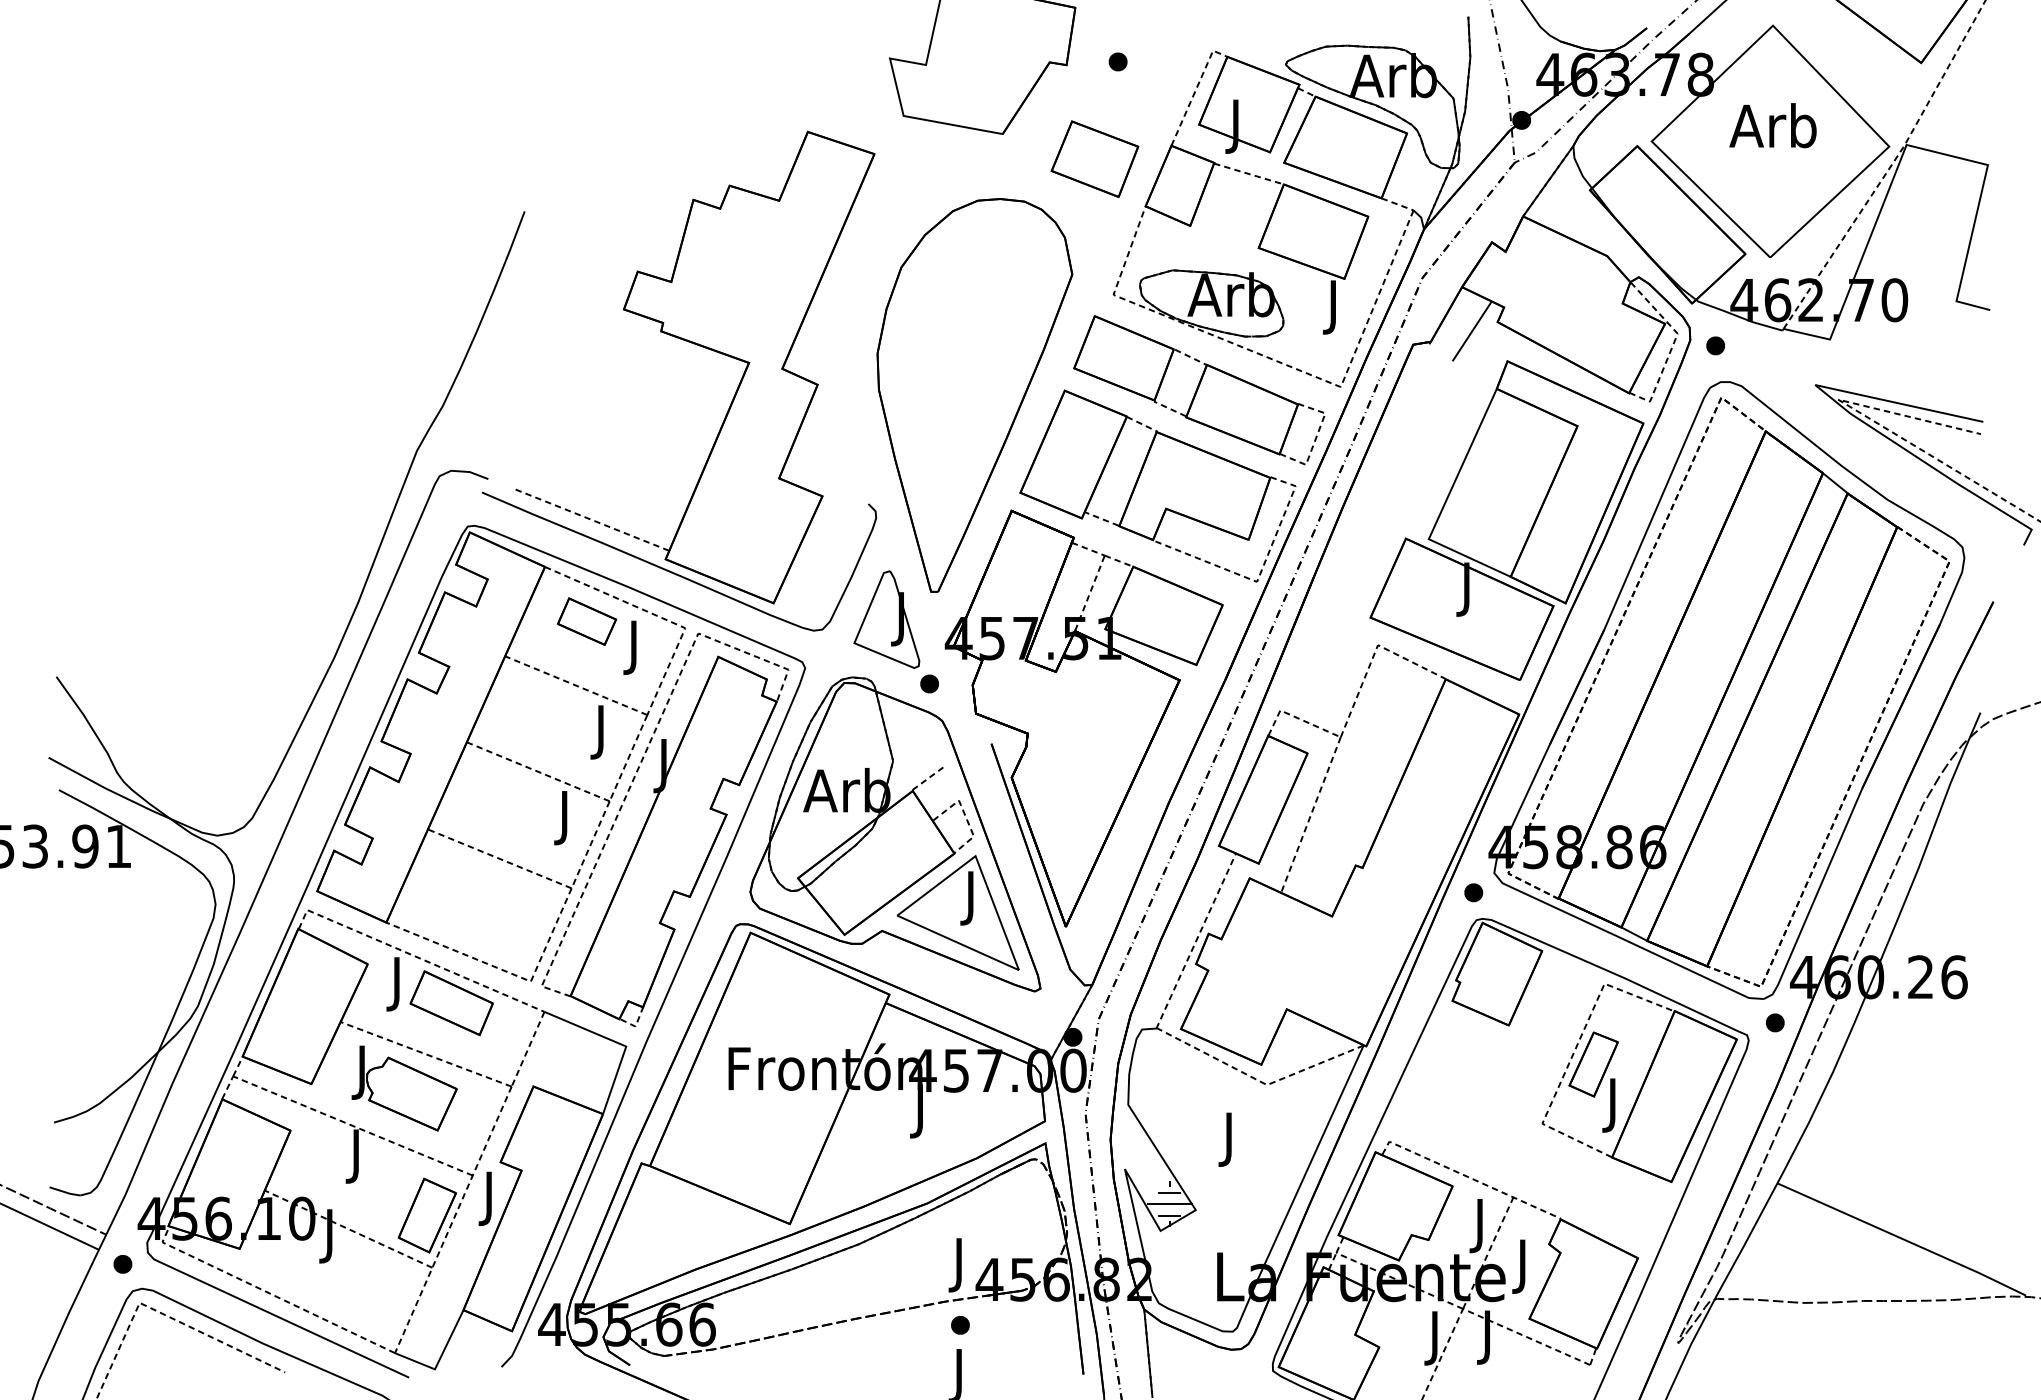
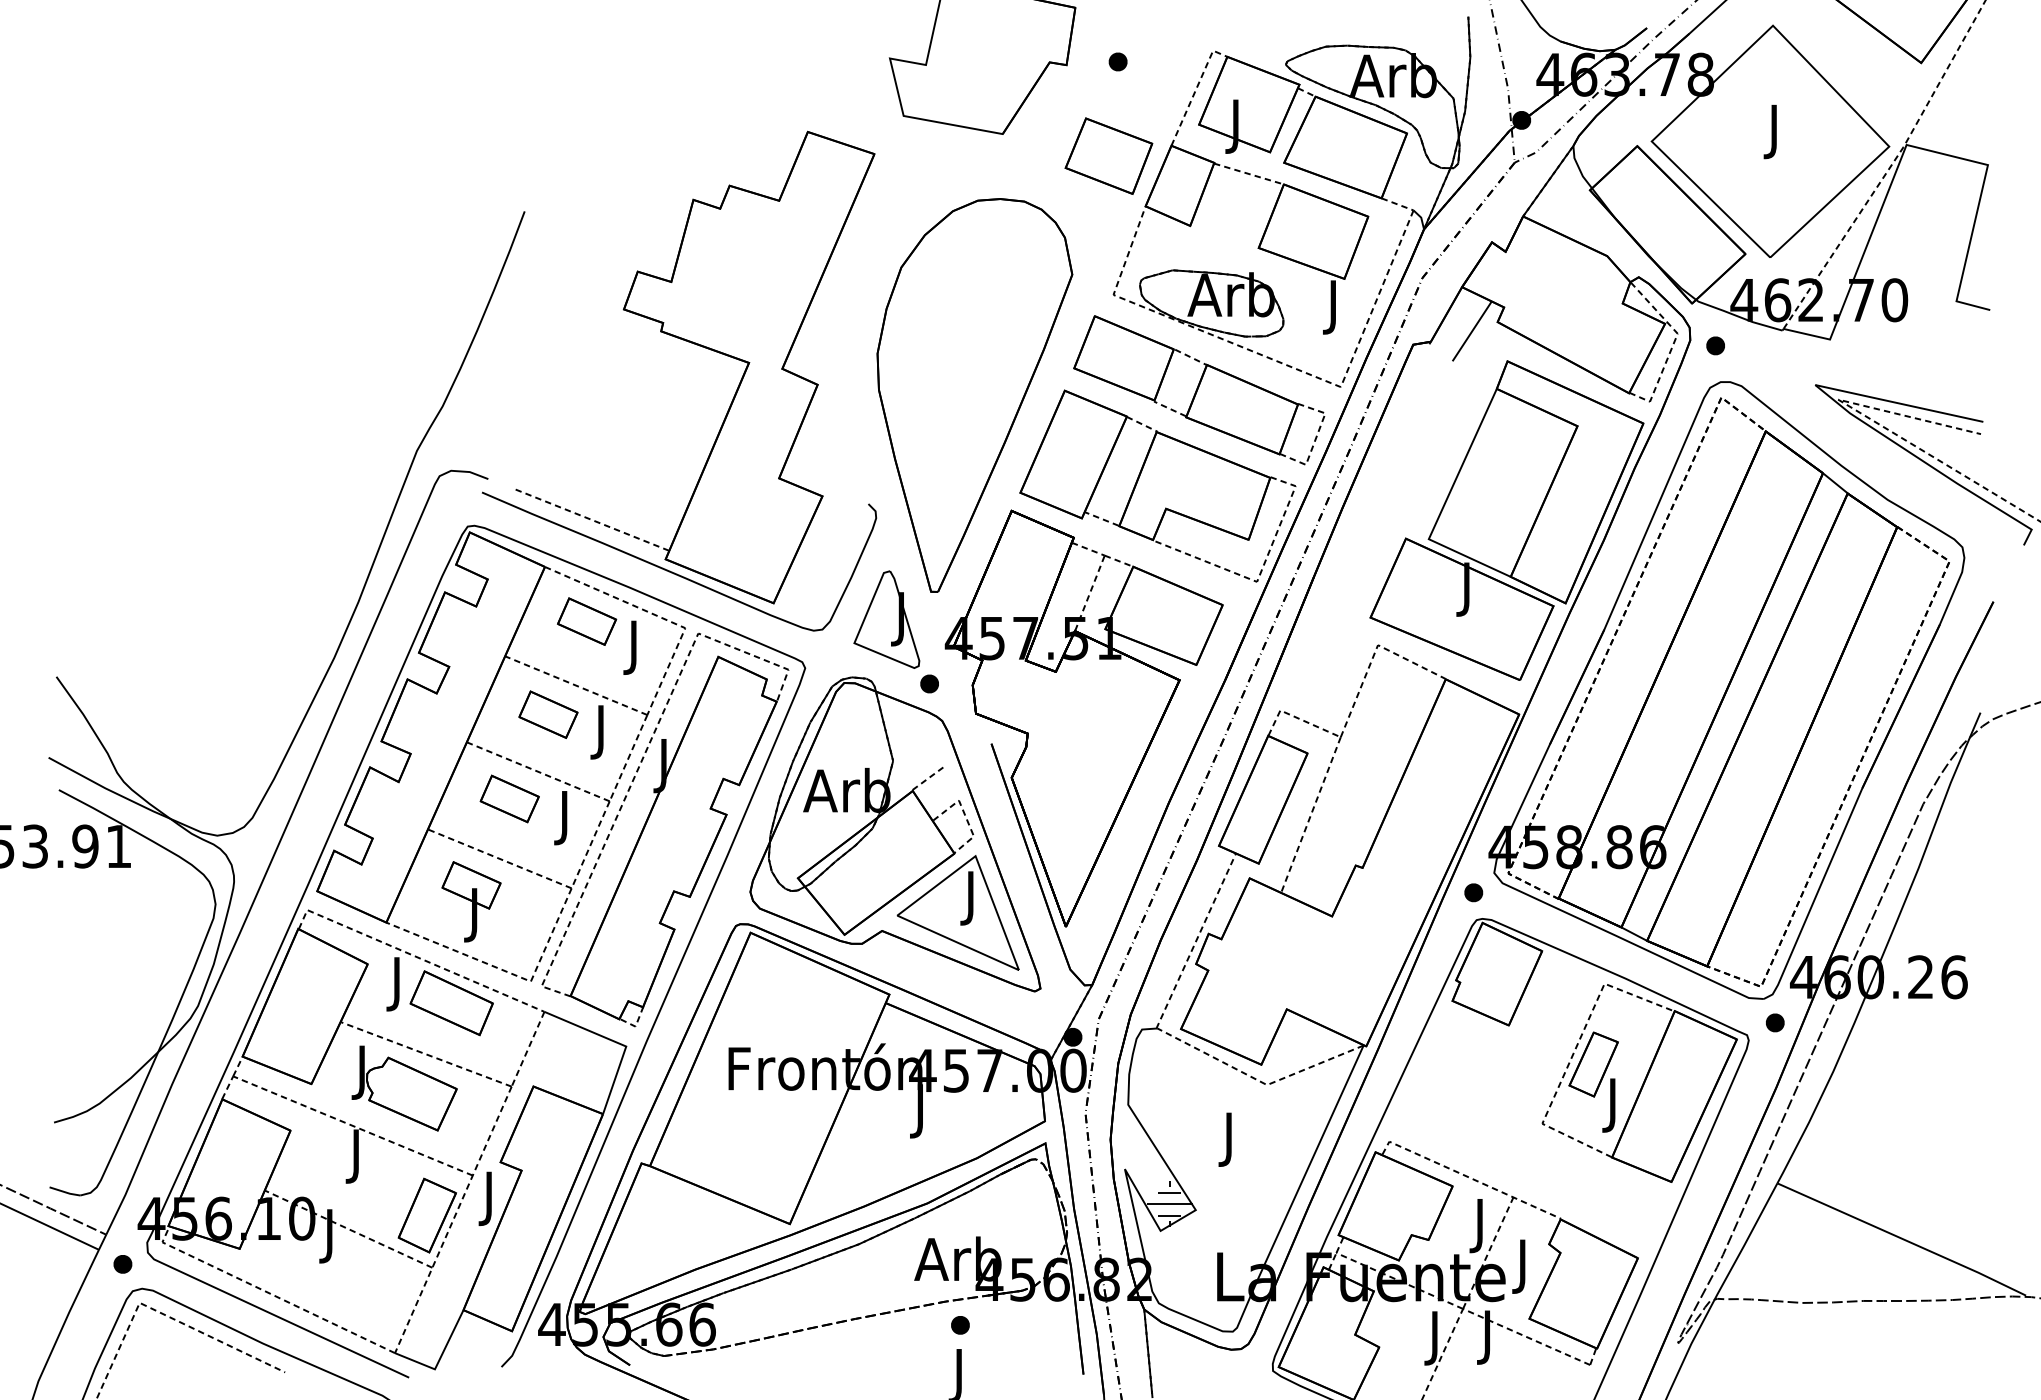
text: Arb -> J (1772, 131)
part position: (1094, 158) -> (1108, 155) (1108, 155)
part: none -> present (548, 714)
part: none -> present (509, 798)
part: none -> present (471, 901)
text: J -> Arb (957, 1264)
